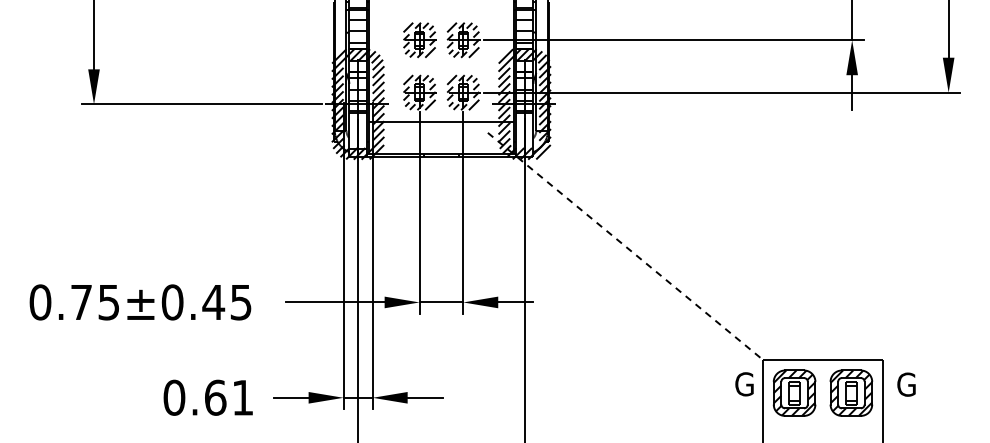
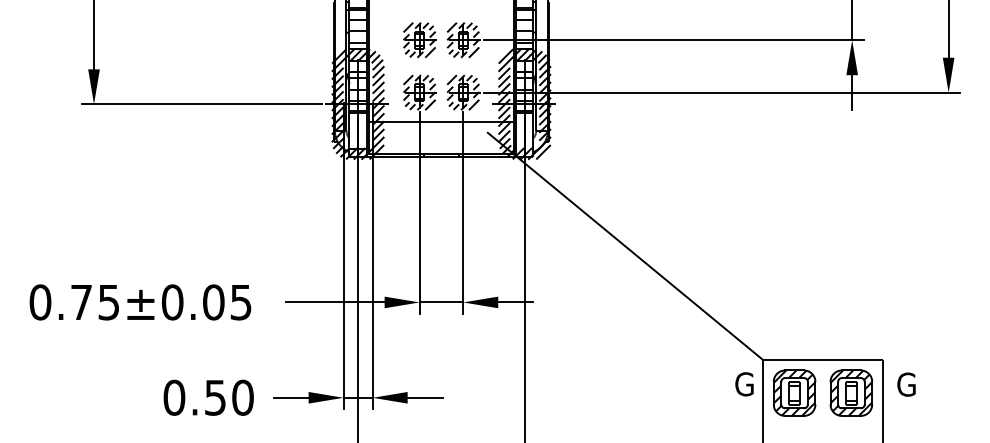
line: dashed -> solid (625, 246)
text: 0.75±0.45 -> 0.75±0.05 (213, 302)
text: 0.61 -> 0.50 (229, 397)
